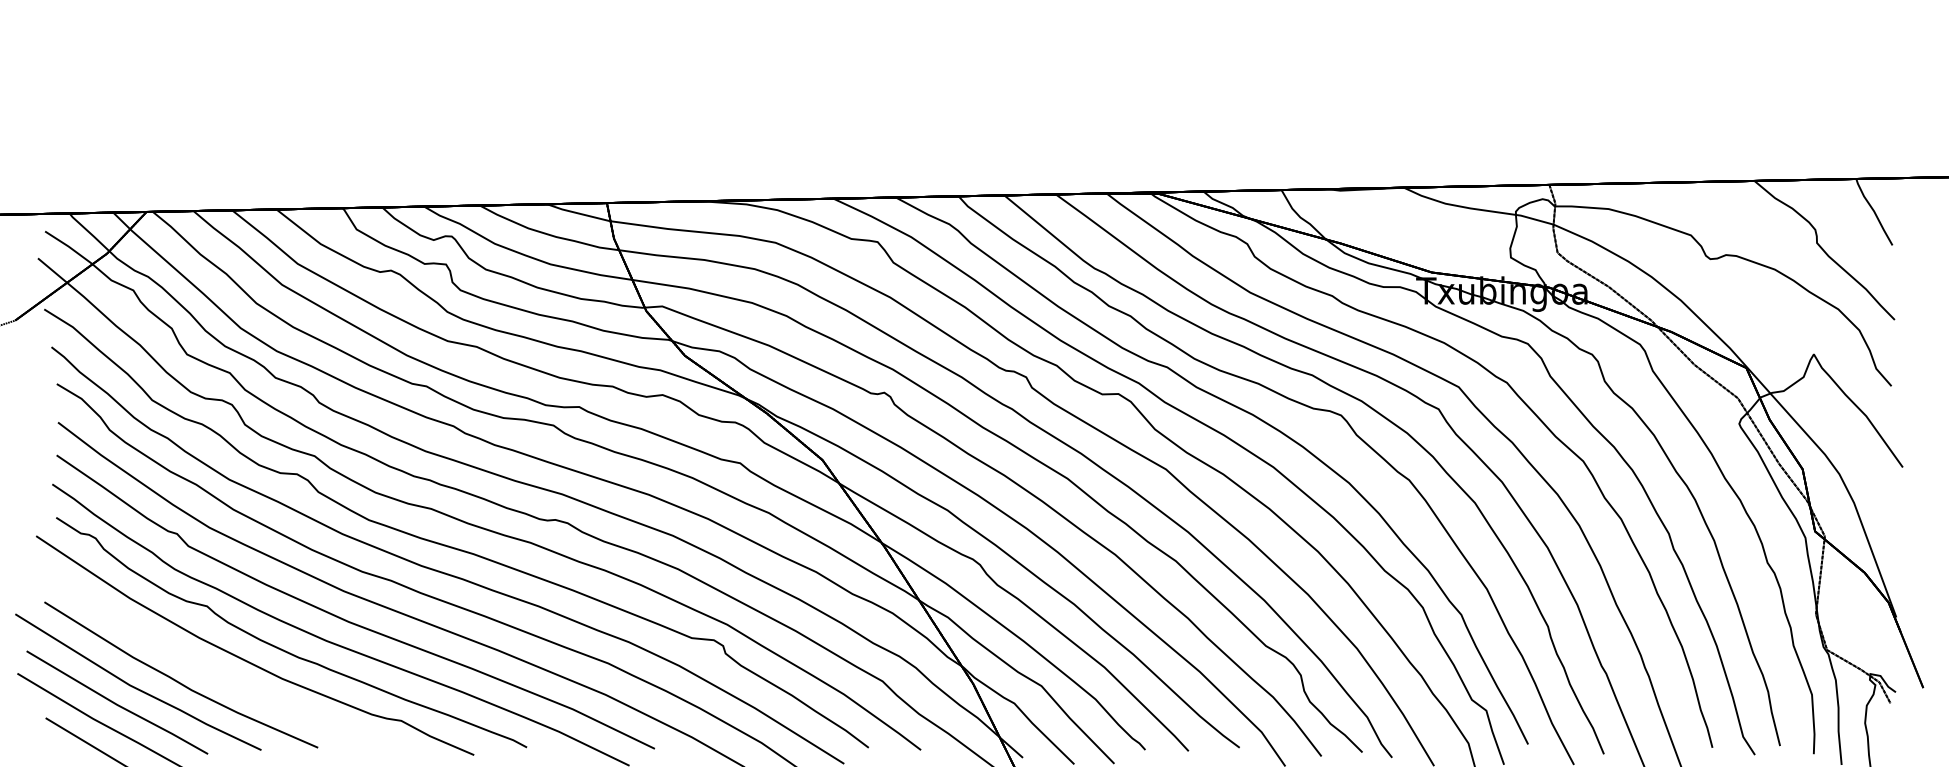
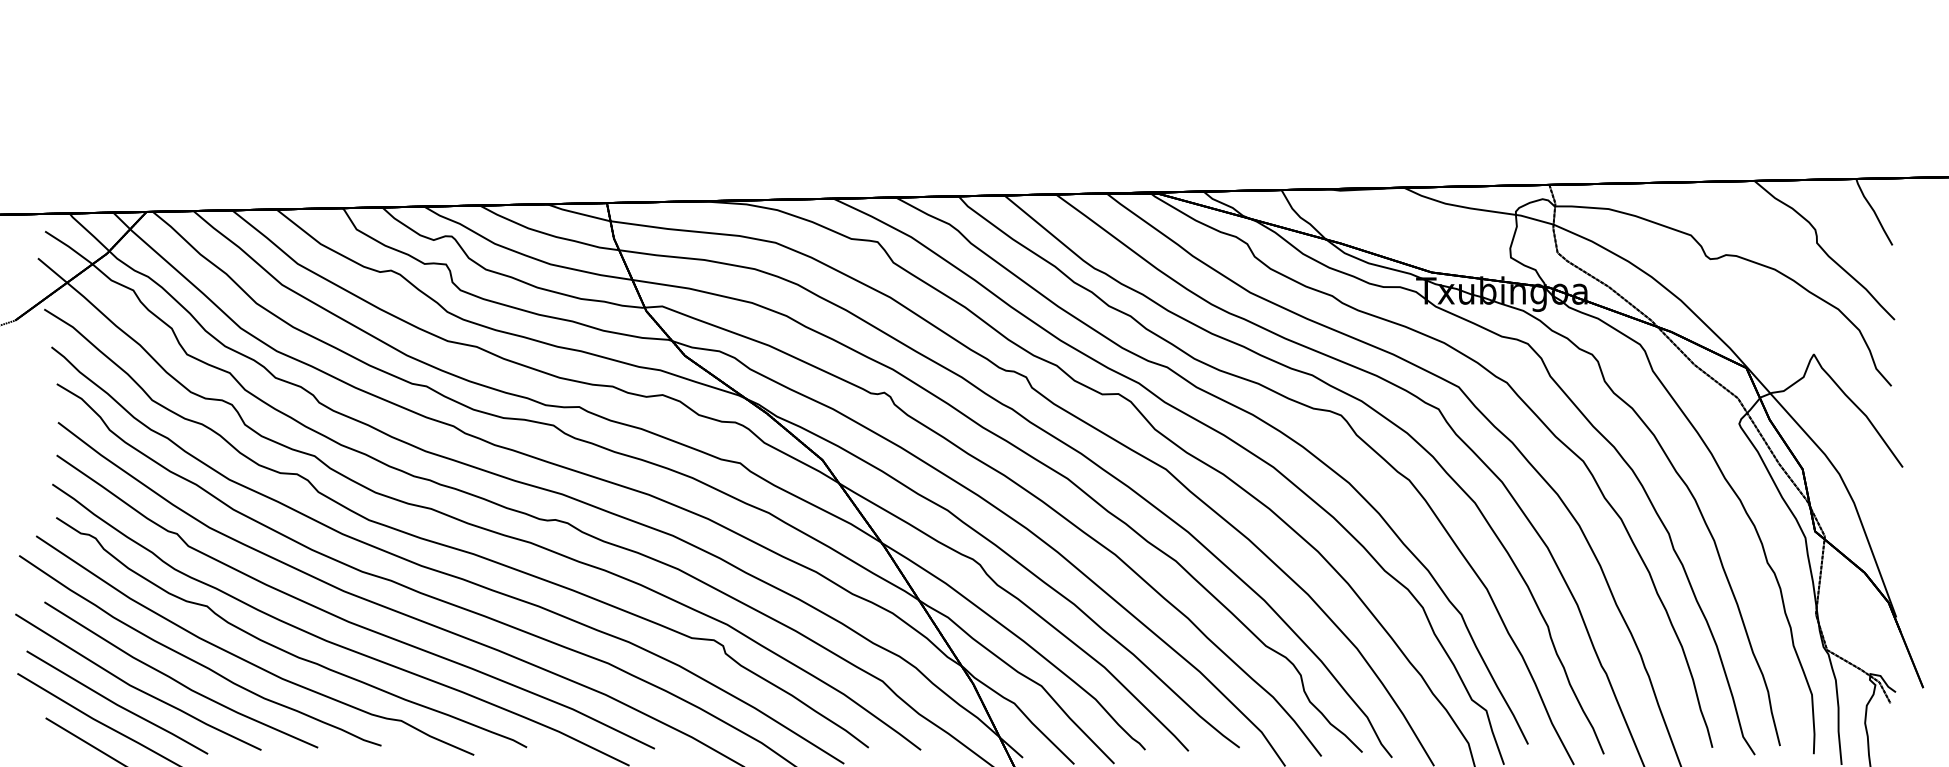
part: none -> present (195, 660)
